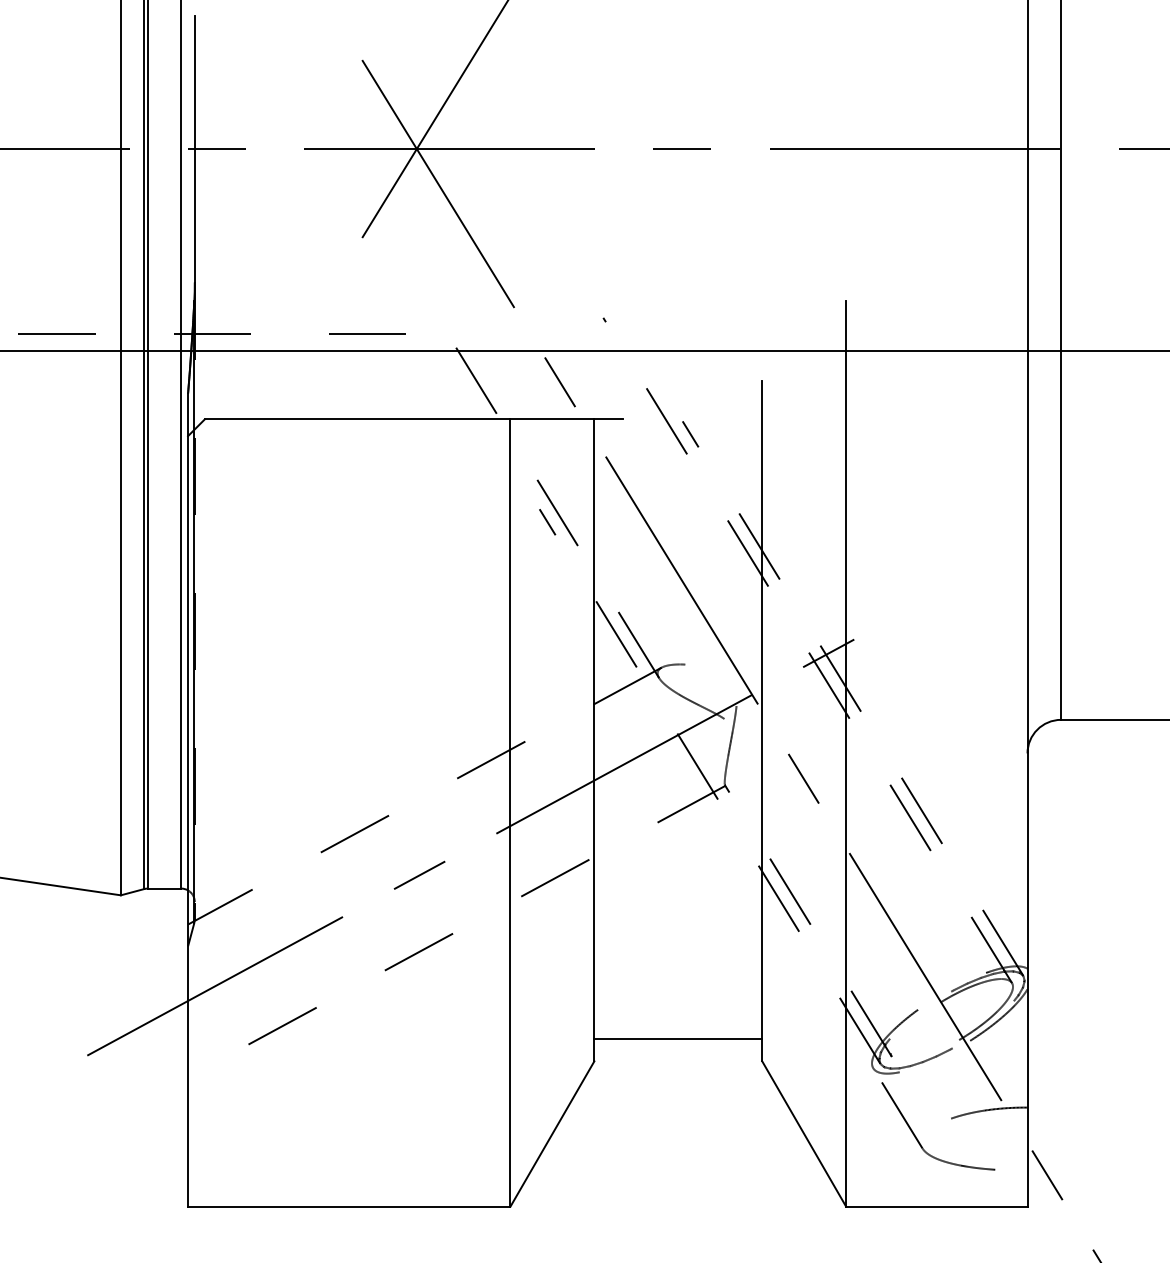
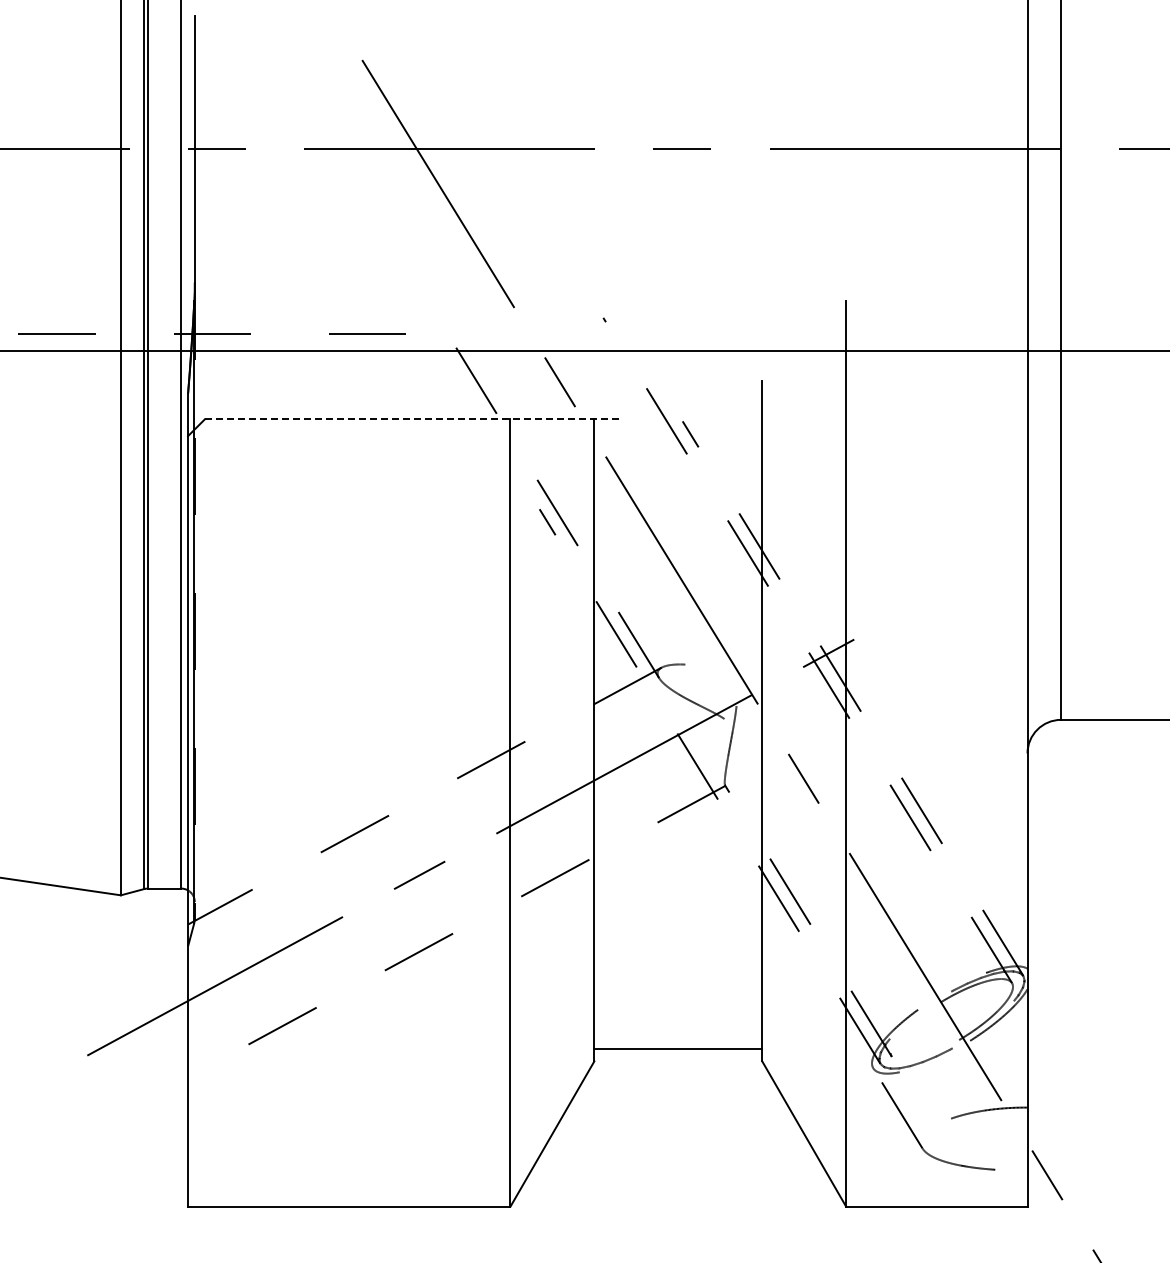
line: present -> none (434, 120)
line: solid -> dashed (414, 419)
line position: (678, 1038) -> (678, 1048) (678, 1048)
